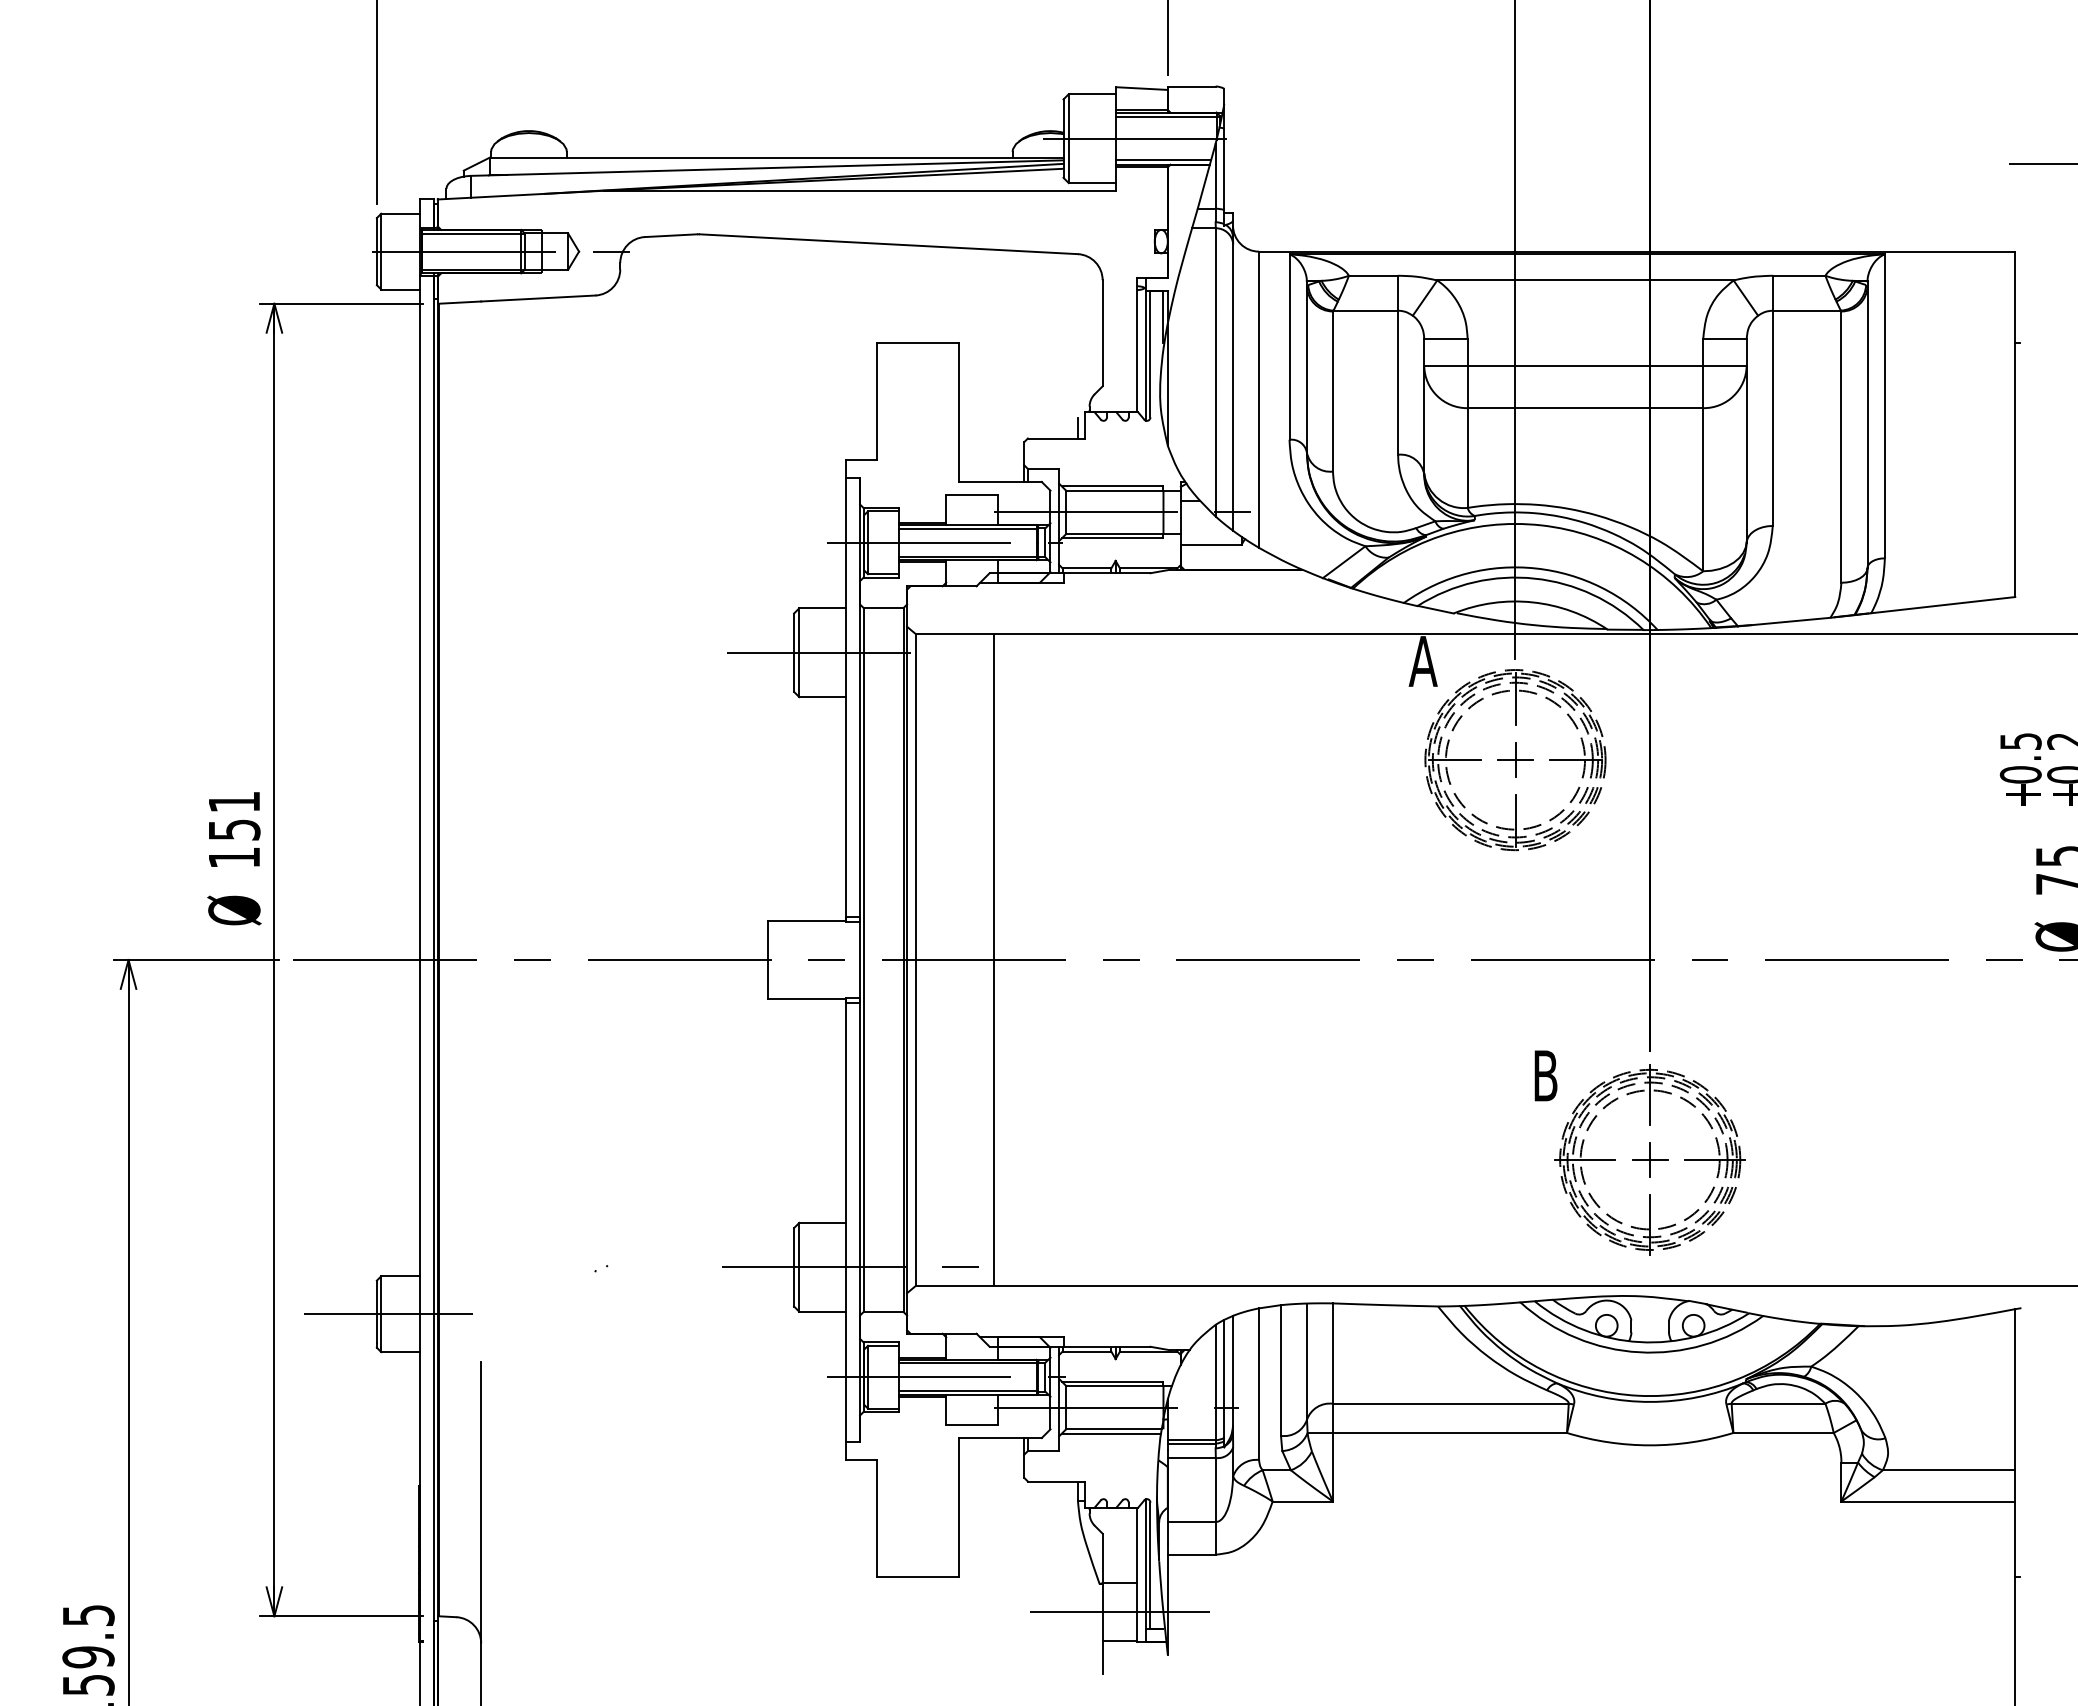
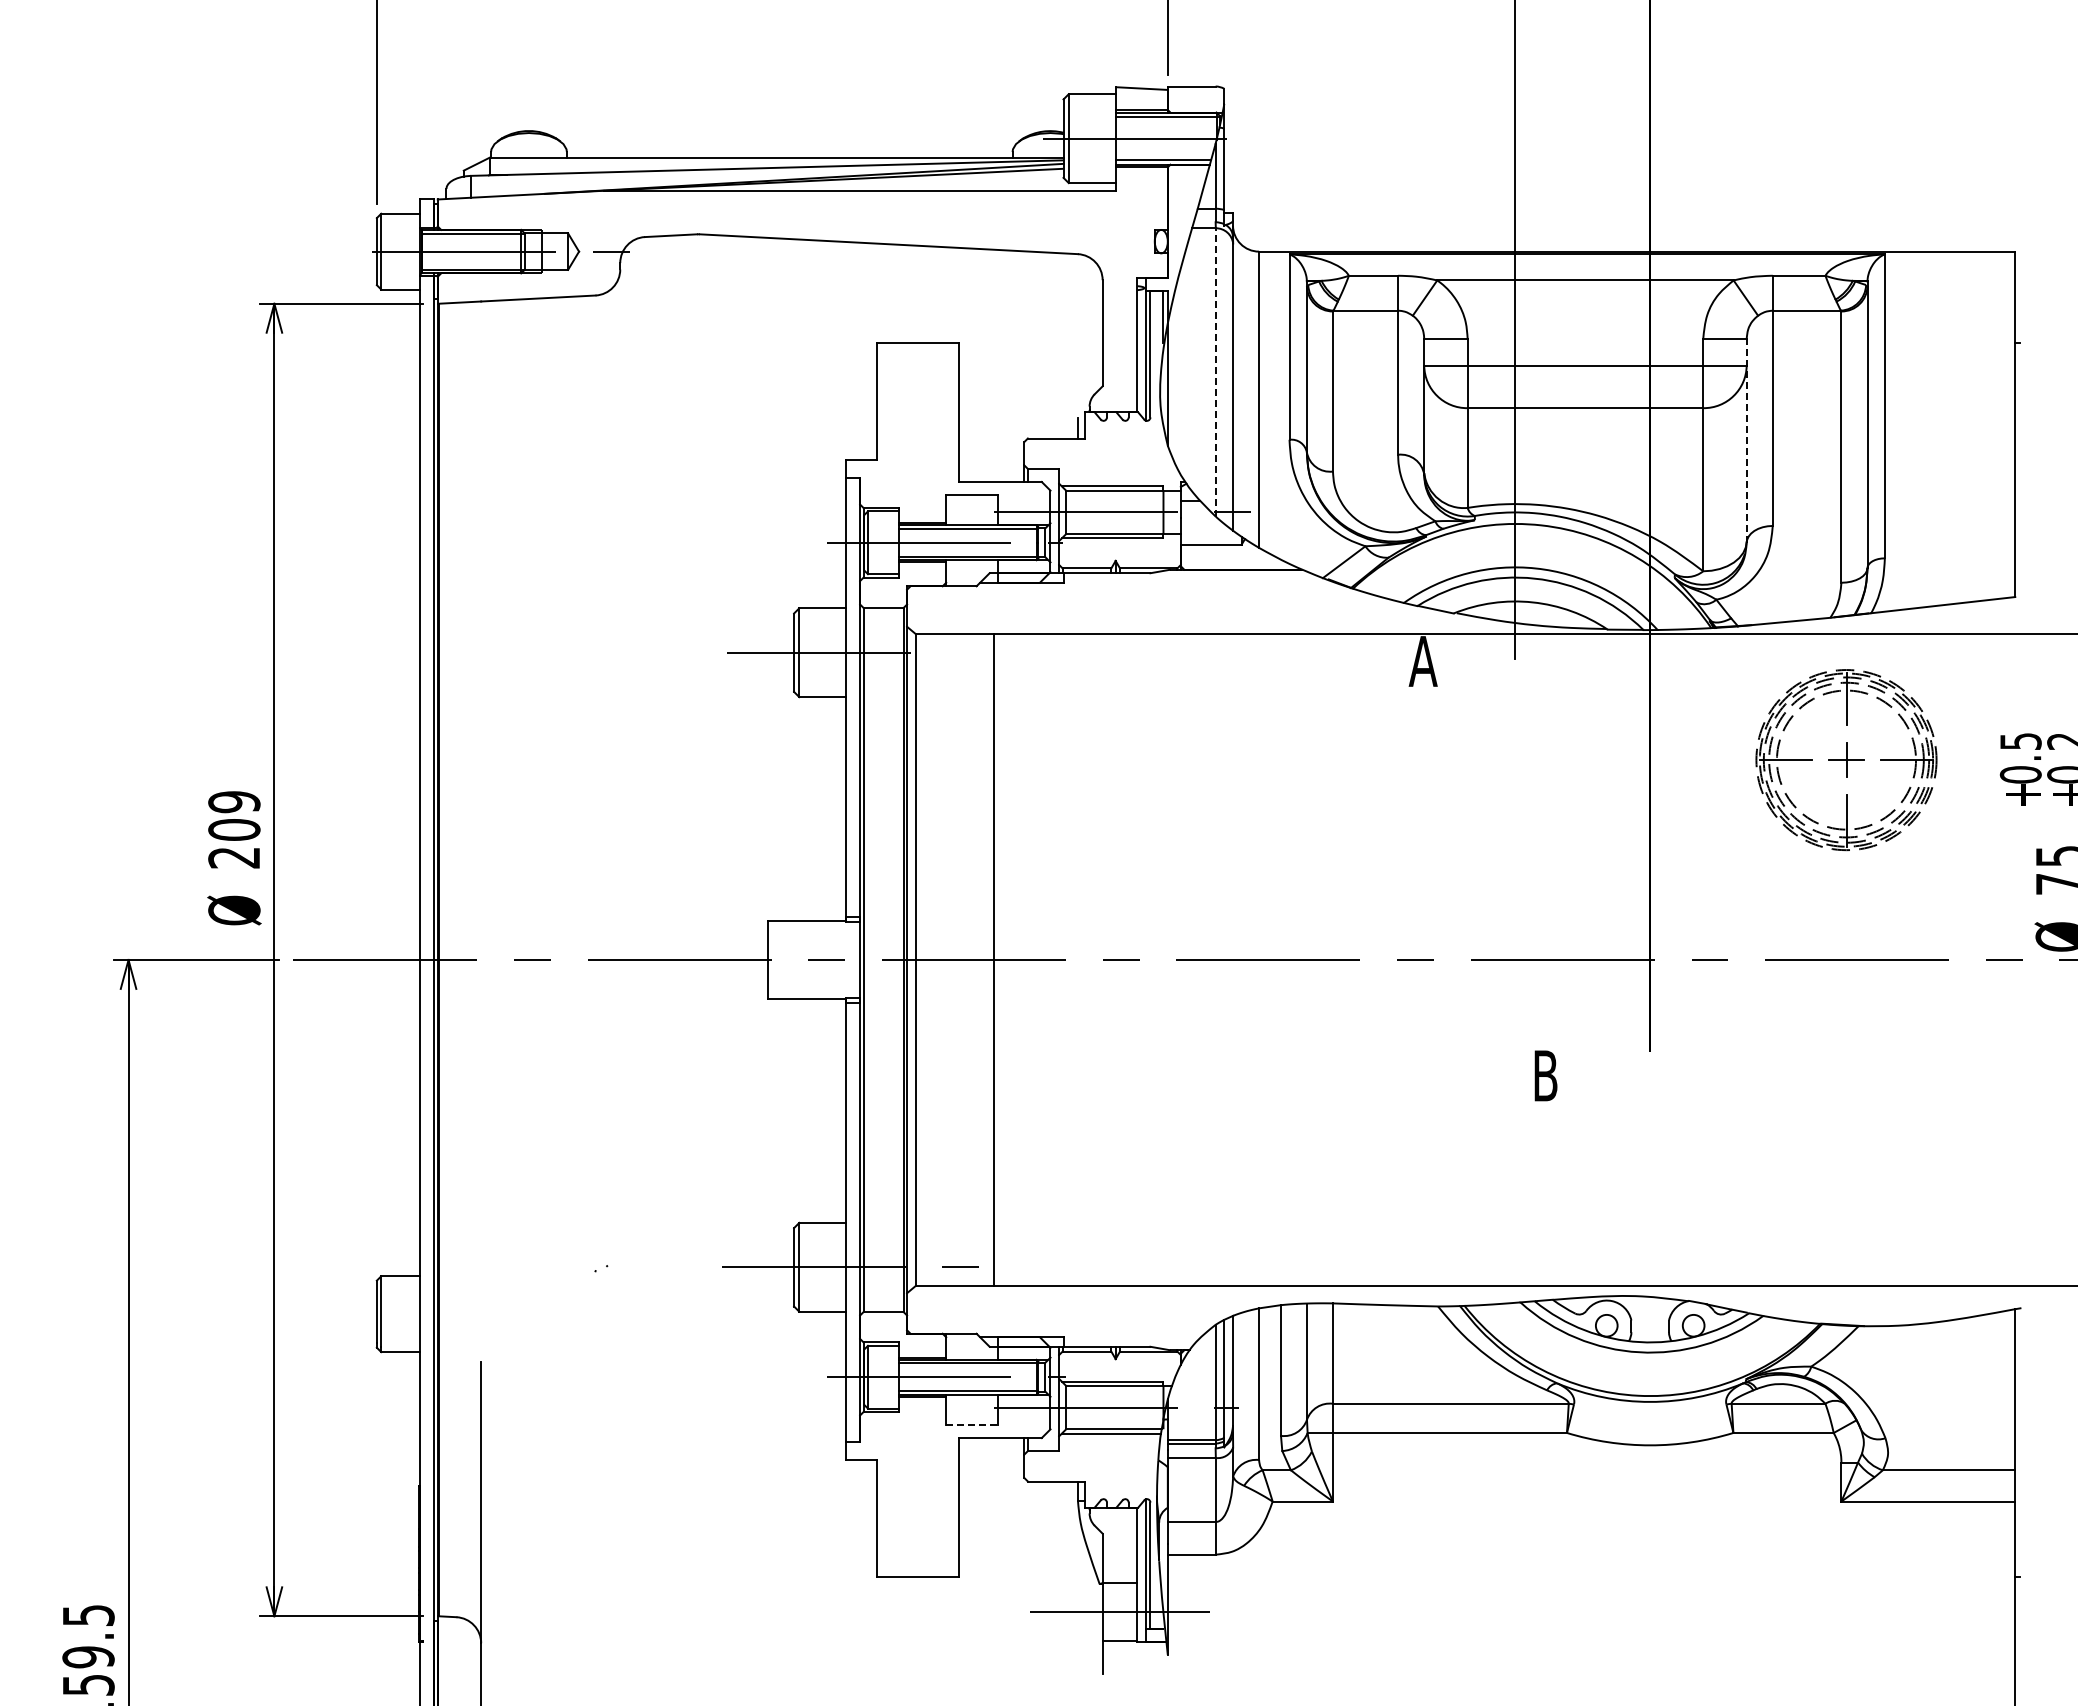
line: present -> none (2041, 163)
line: solid -> dashed (1215, 371)
line: solid -> dashed (1746, 440)
part position: (1515, 760) -> (1846, 760) (1846, 760)
text: 151 -> 209 (234, 829)
part: present -> none (1649, 1159)
line: present -> none (388, 1314)
line: solid -> dashed (972, 1425)
